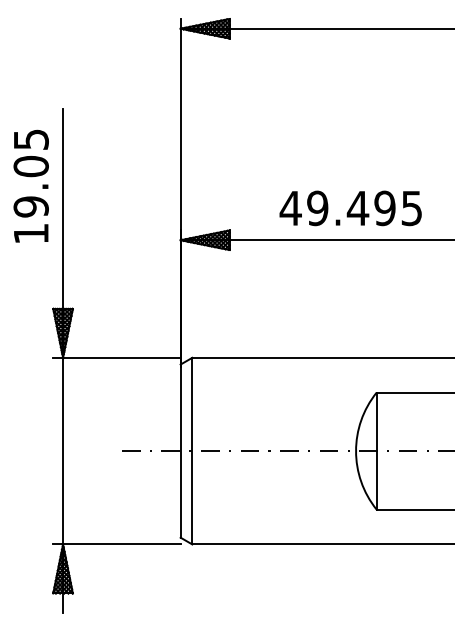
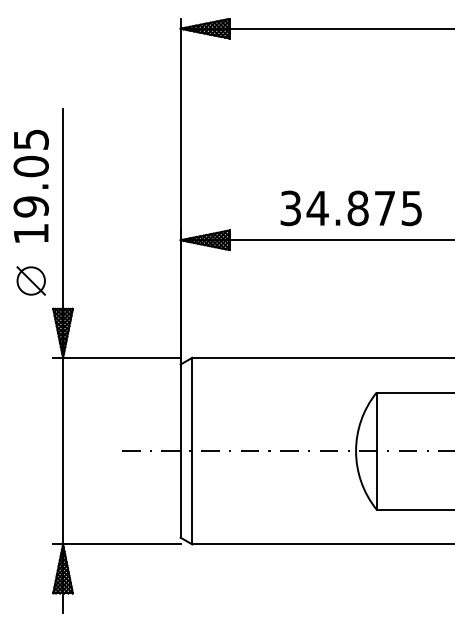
text: 49.495 -> 34.875 (337, 208)
part: none -> present (30, 280)
